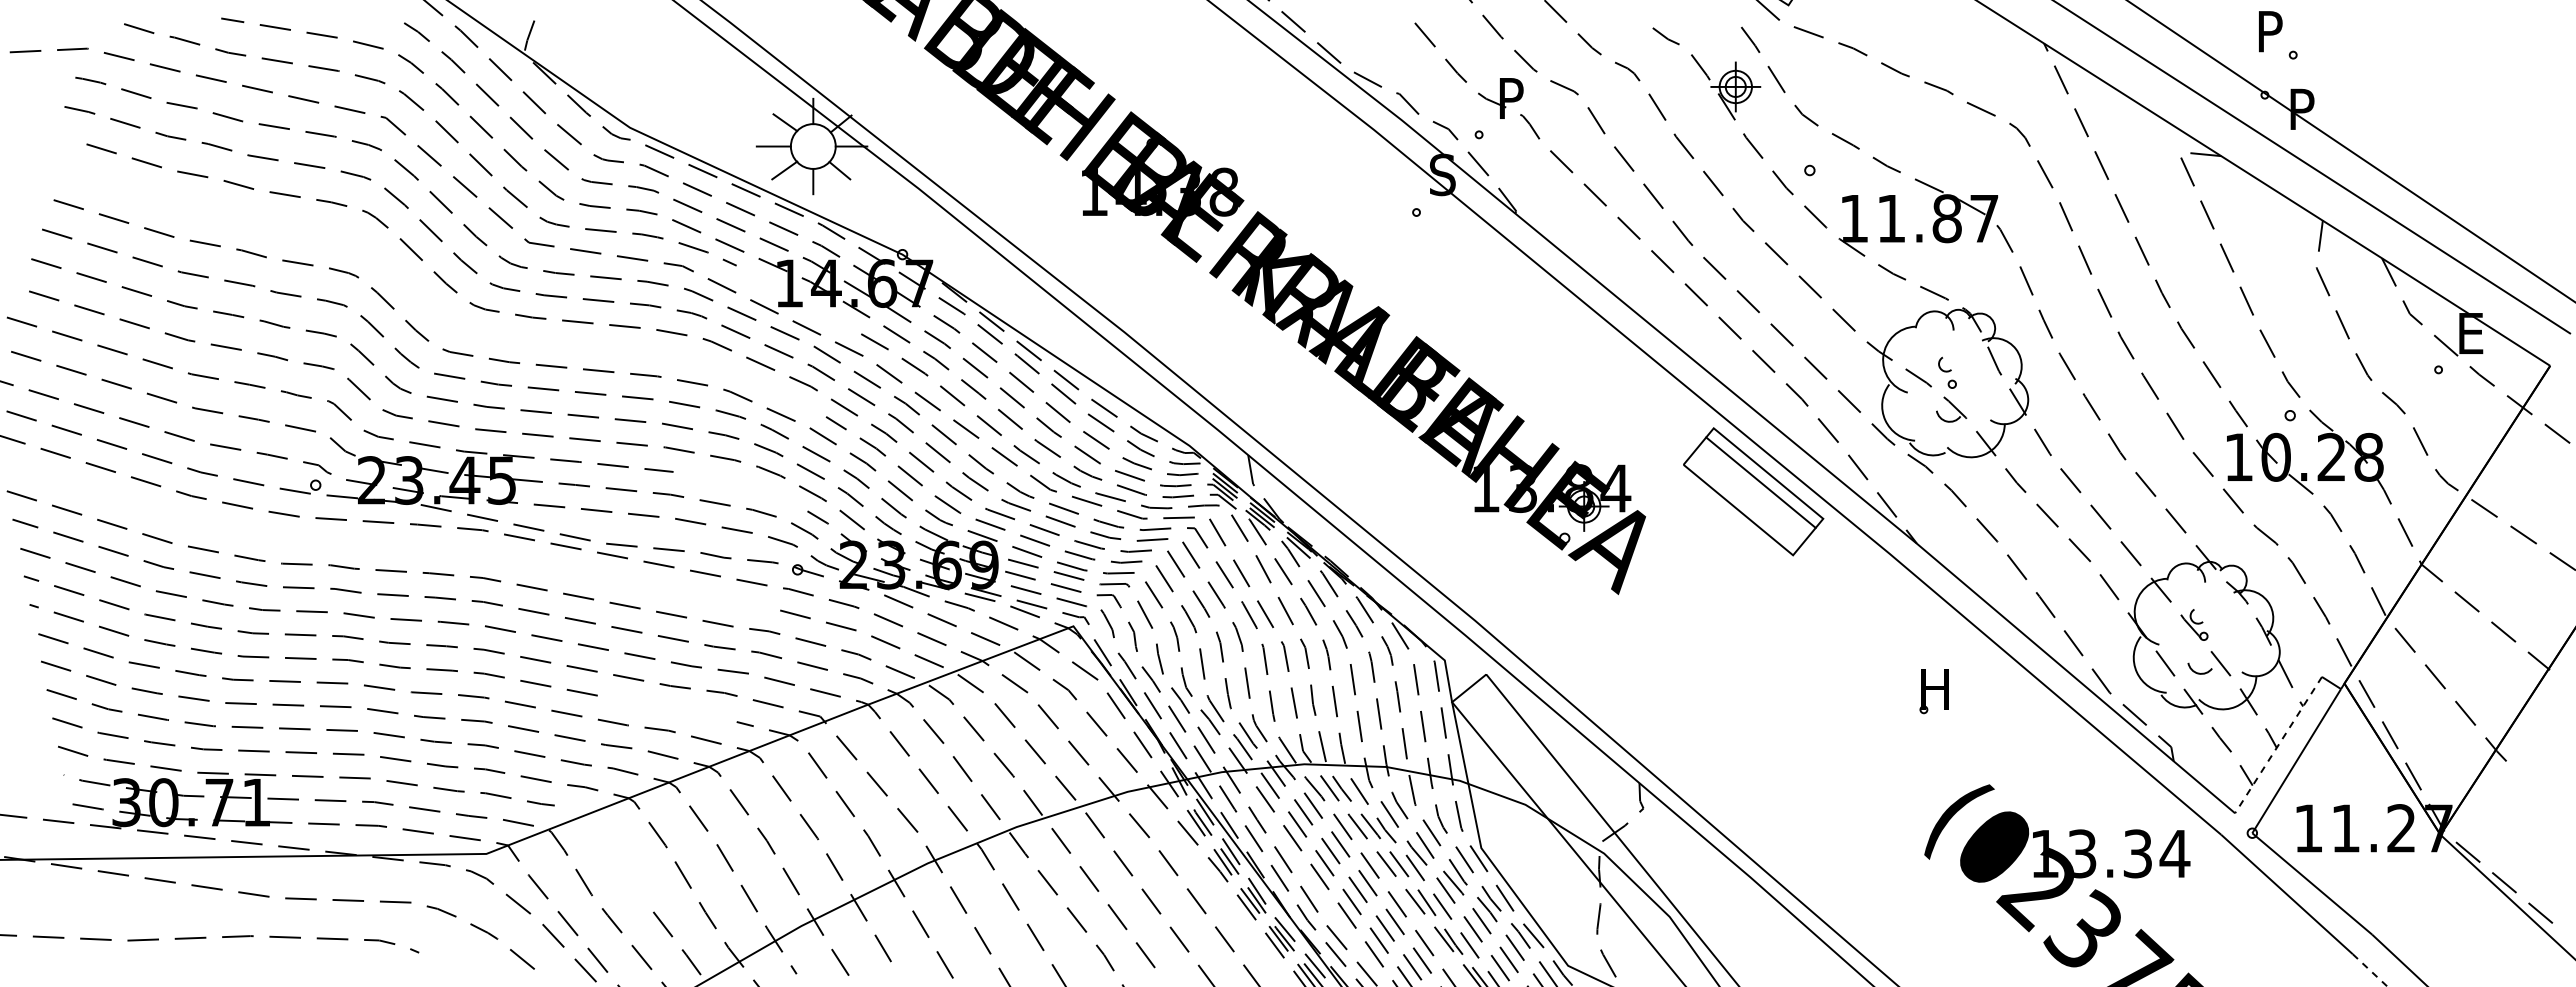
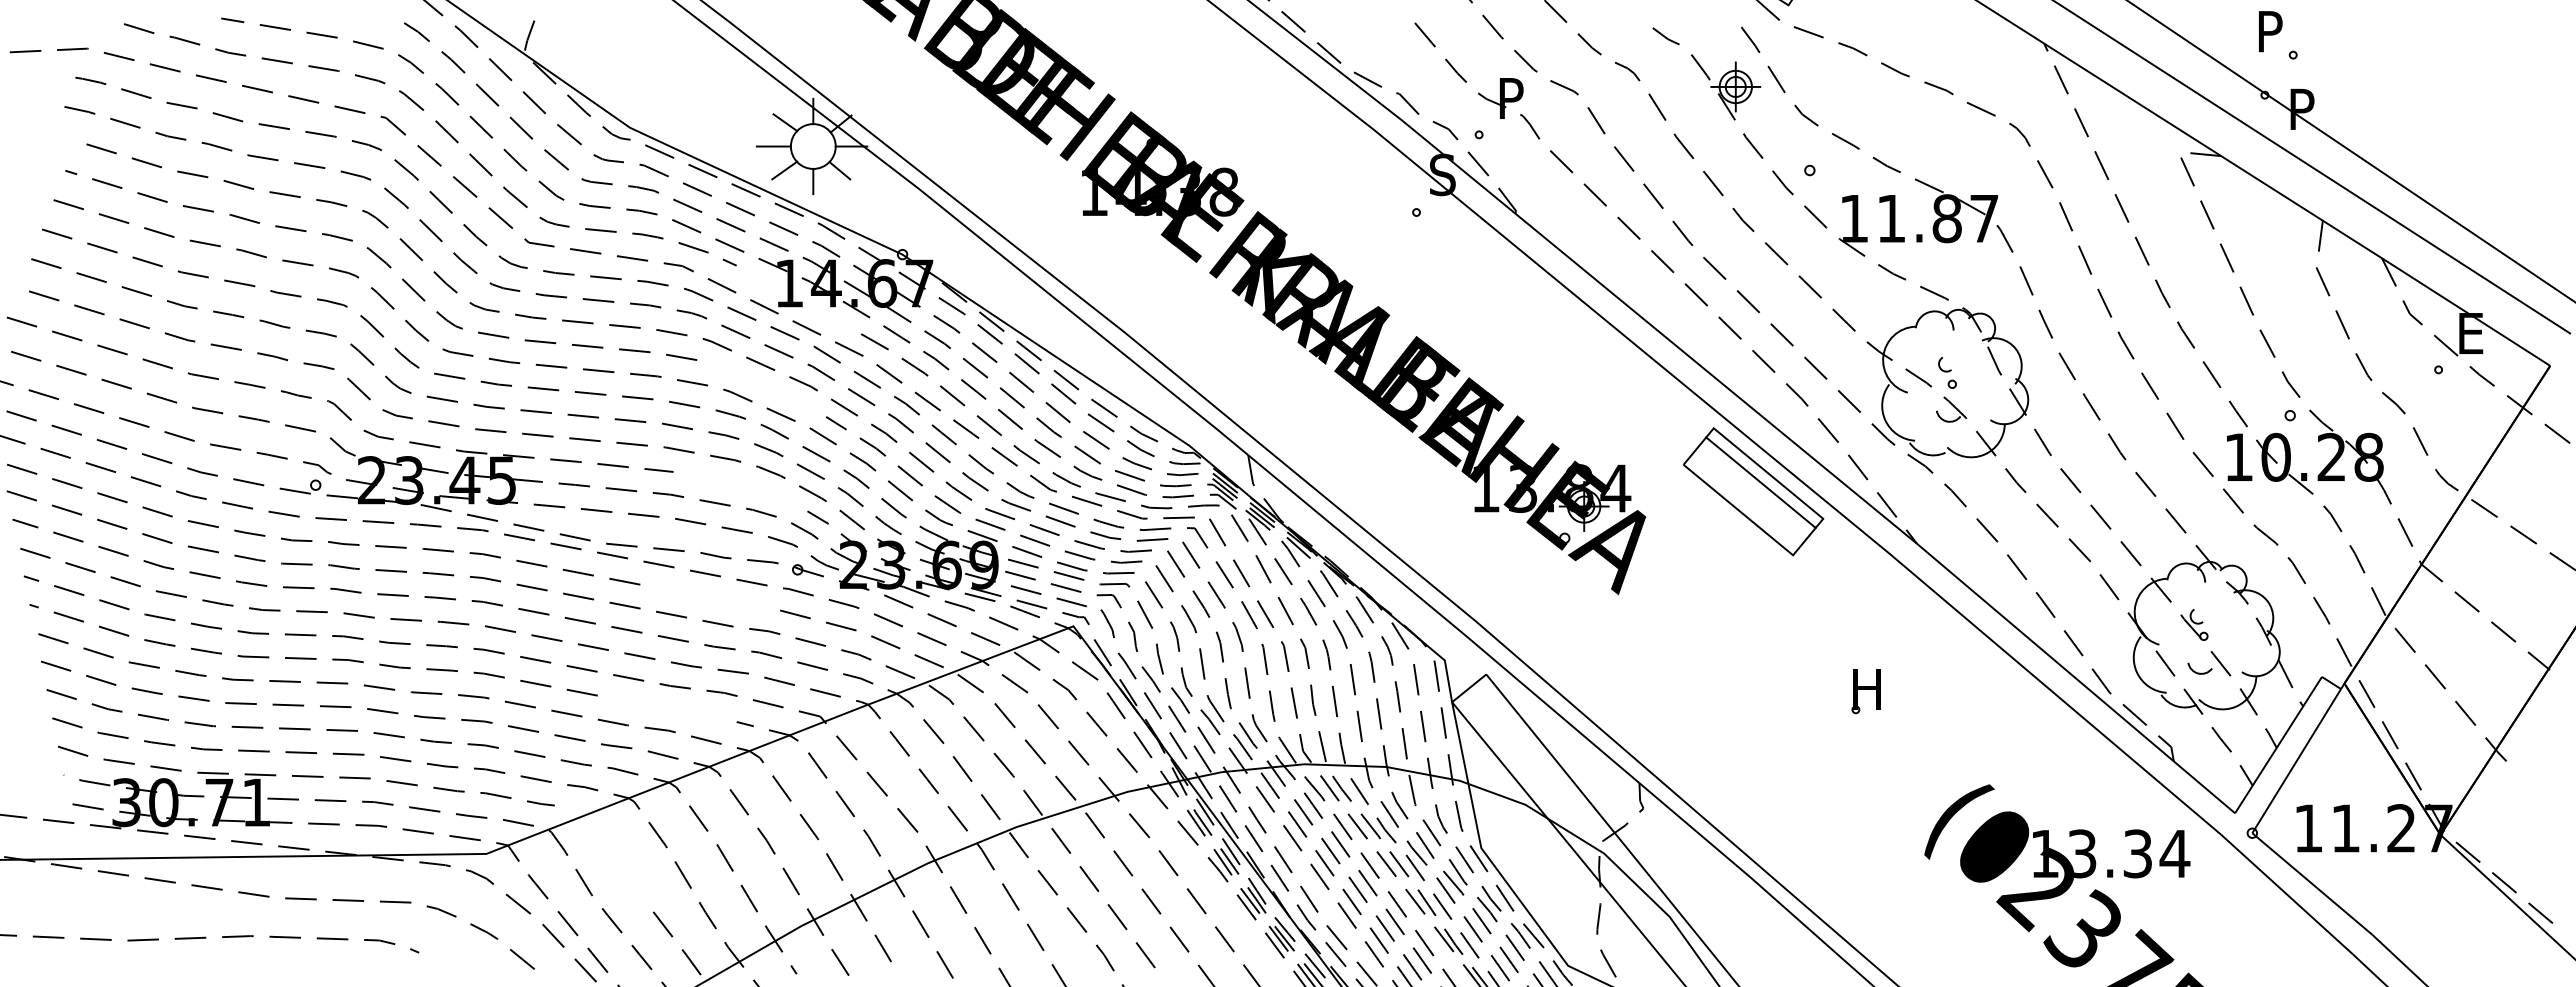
curve: none -> present (383, 262)
curve: none -> present (328, 541)
part position: (1933, 691) -> (1865, 691) (1865, 691)
line: dashed -> solid (2278, 745)
line: dashed -> solid (2370, 970)
